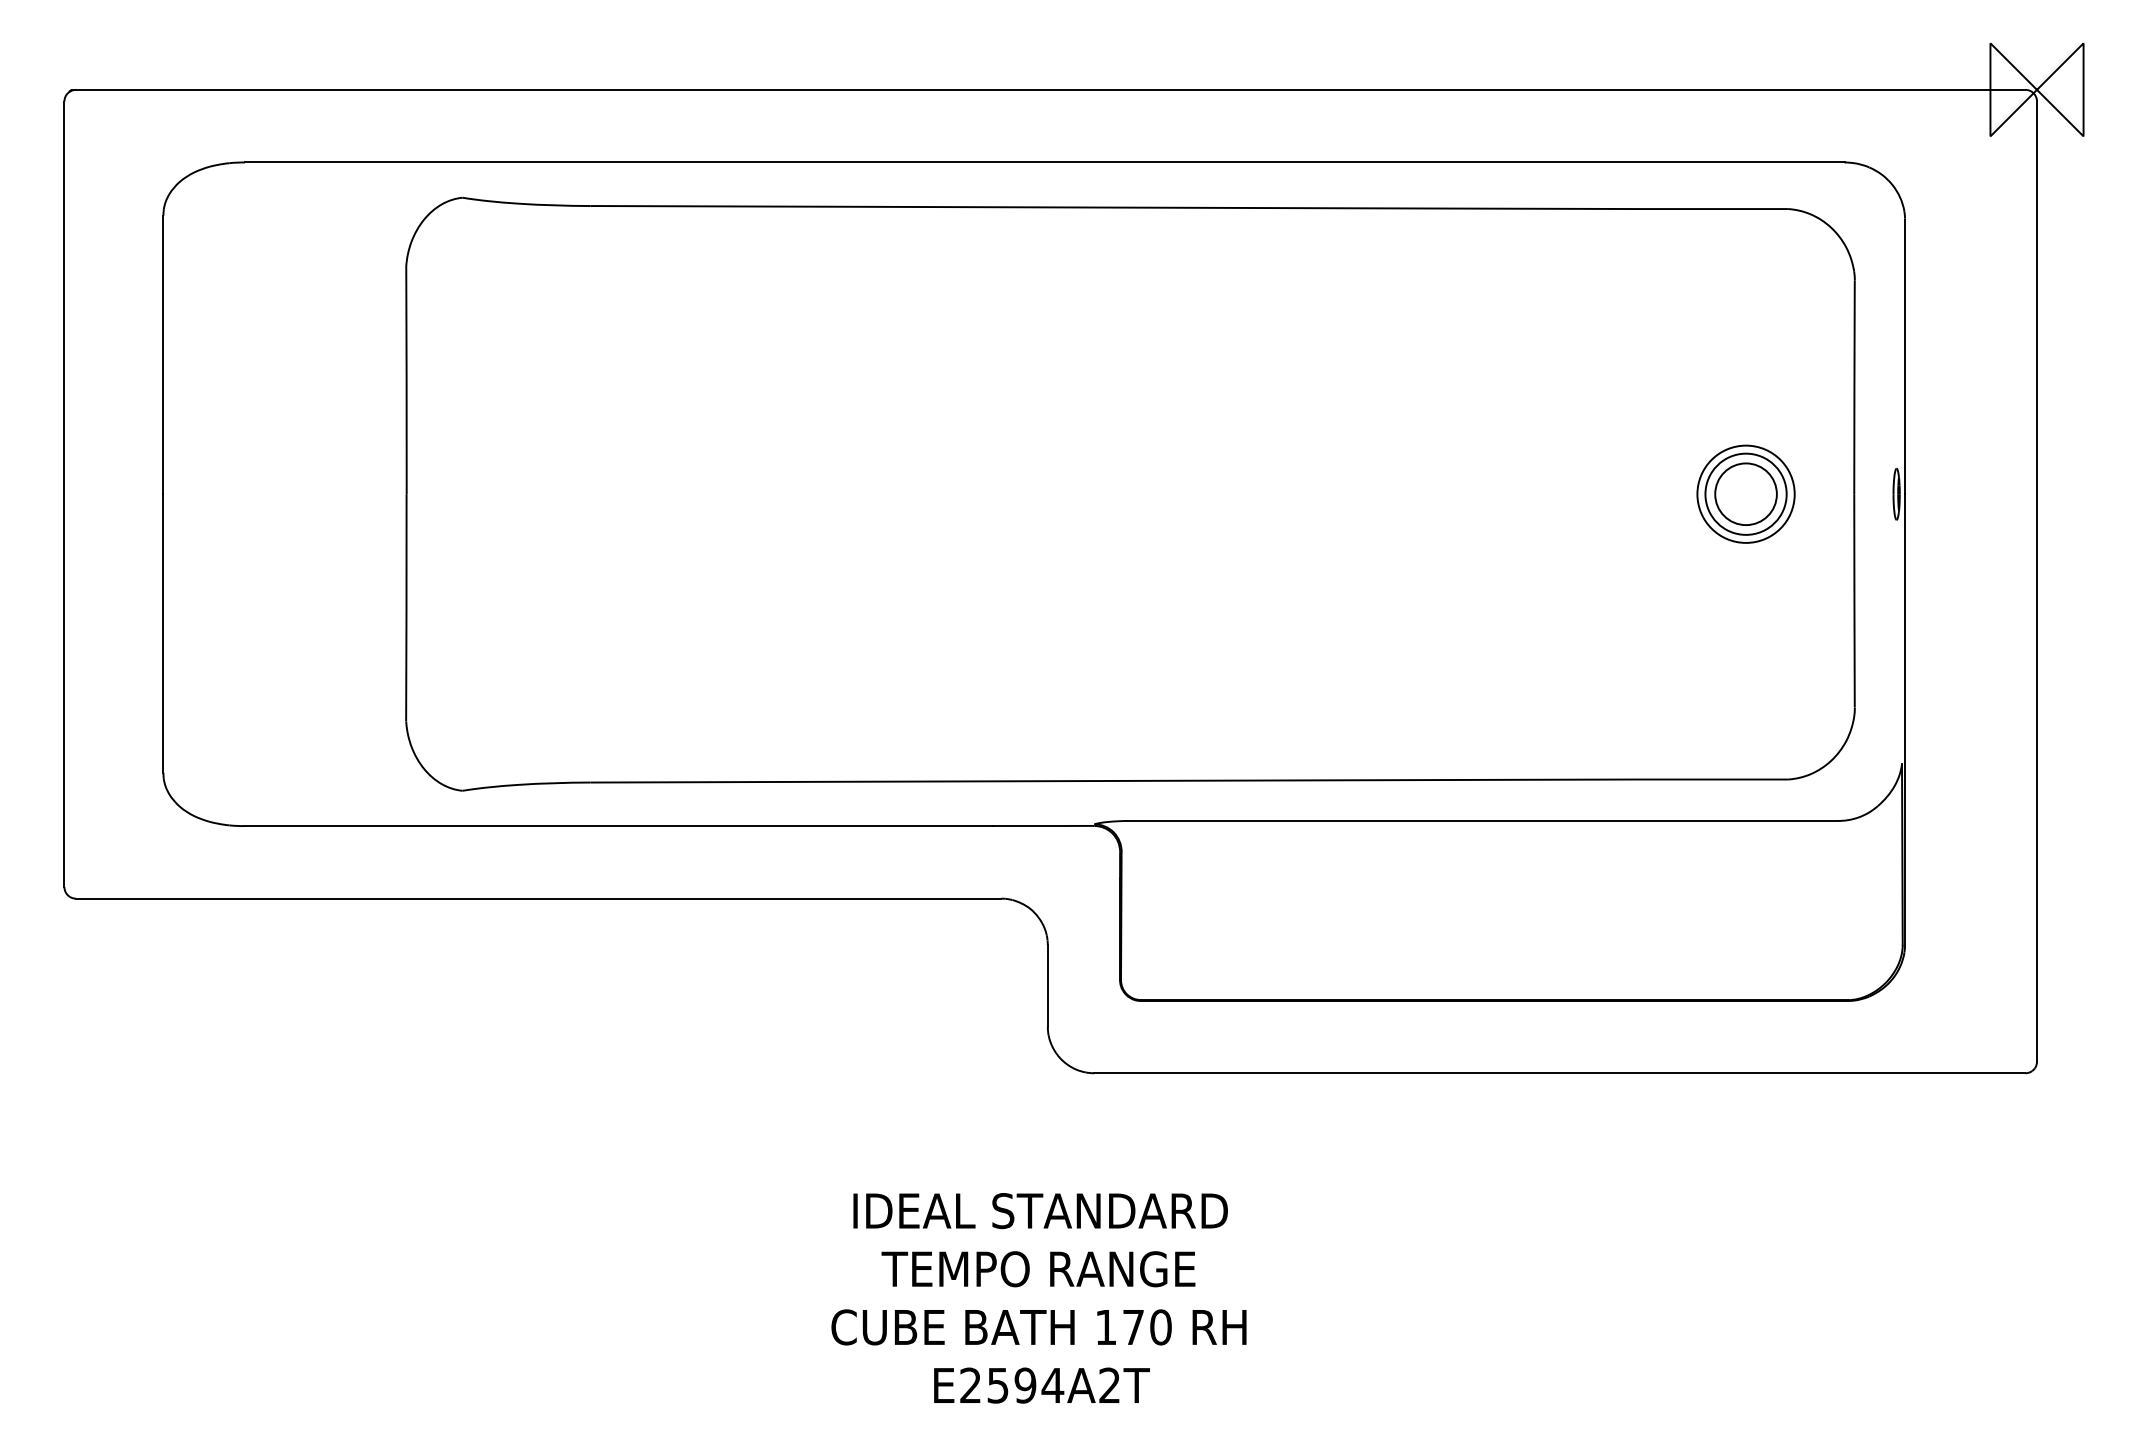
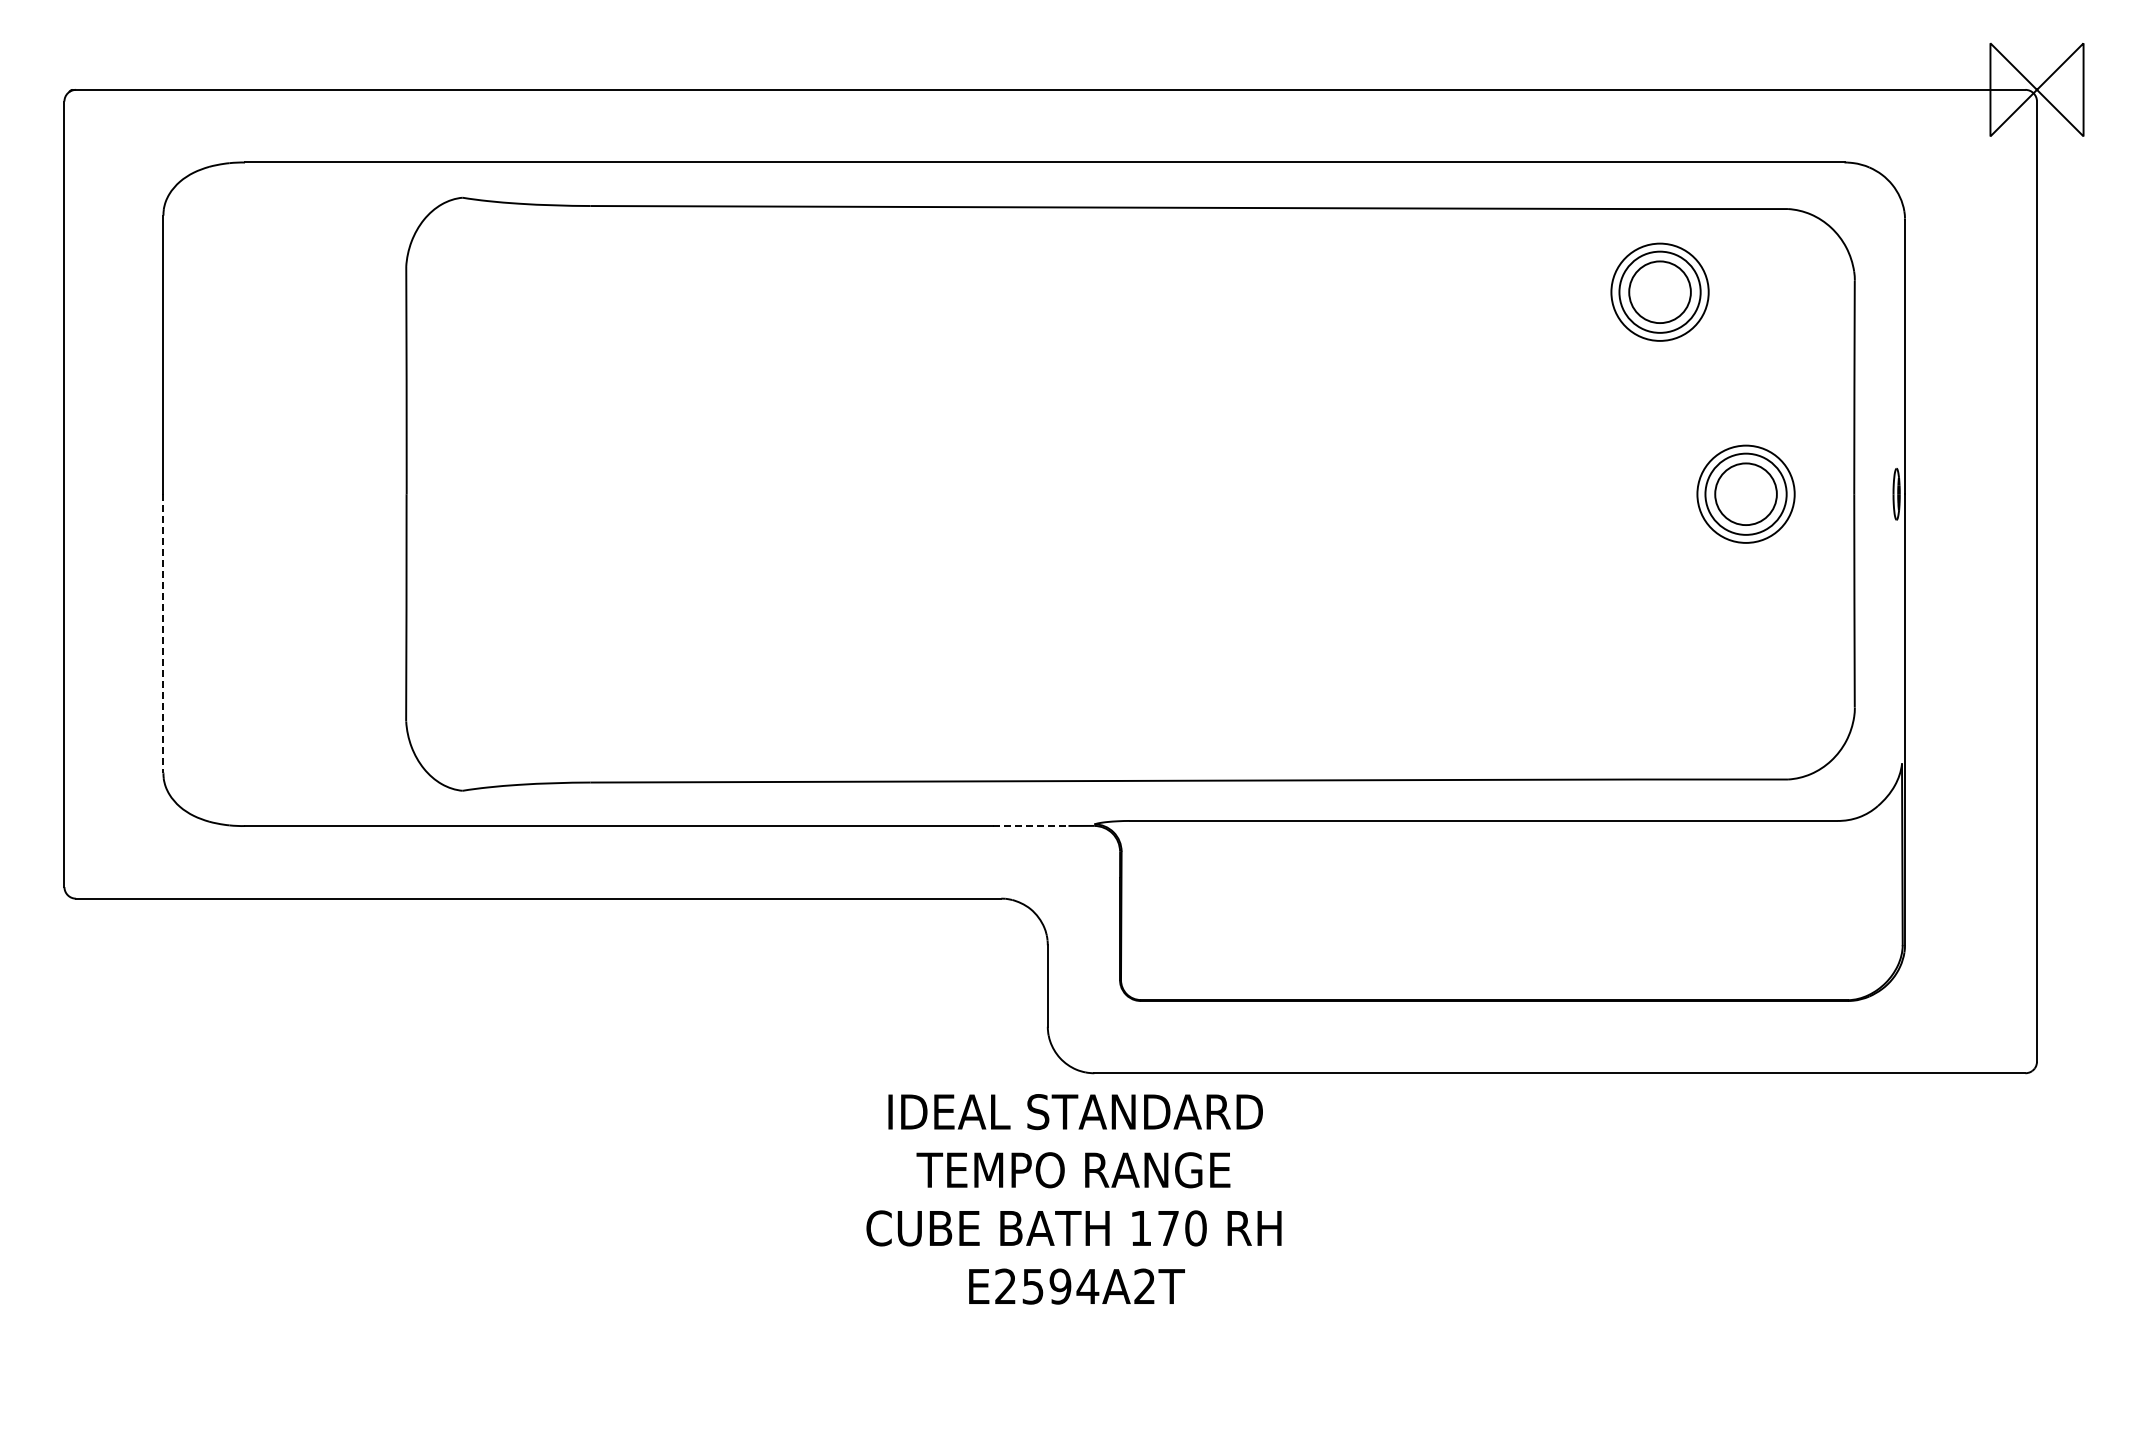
part: none -> present (1659, 291)
line: solid -> dashed (163, 633)
line: solid -> dashed (1030, 826)
text position: (1038, 1298) -> (1073, 1199) (1073, 1199)
